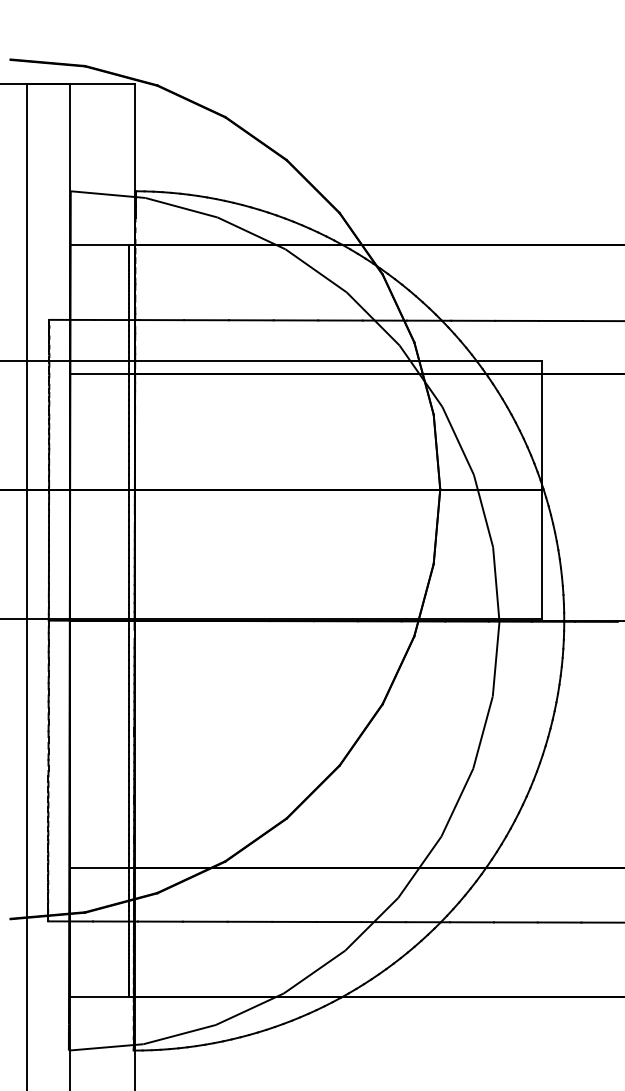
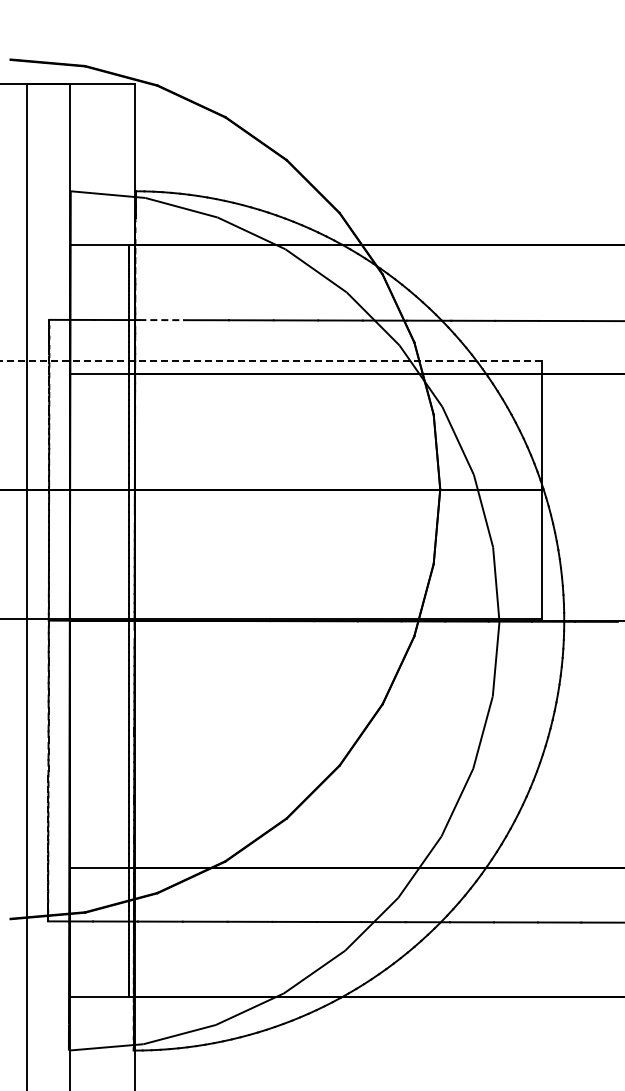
line: solid -> dashed (162, 320)
line: solid -> dashed (270, 360)
